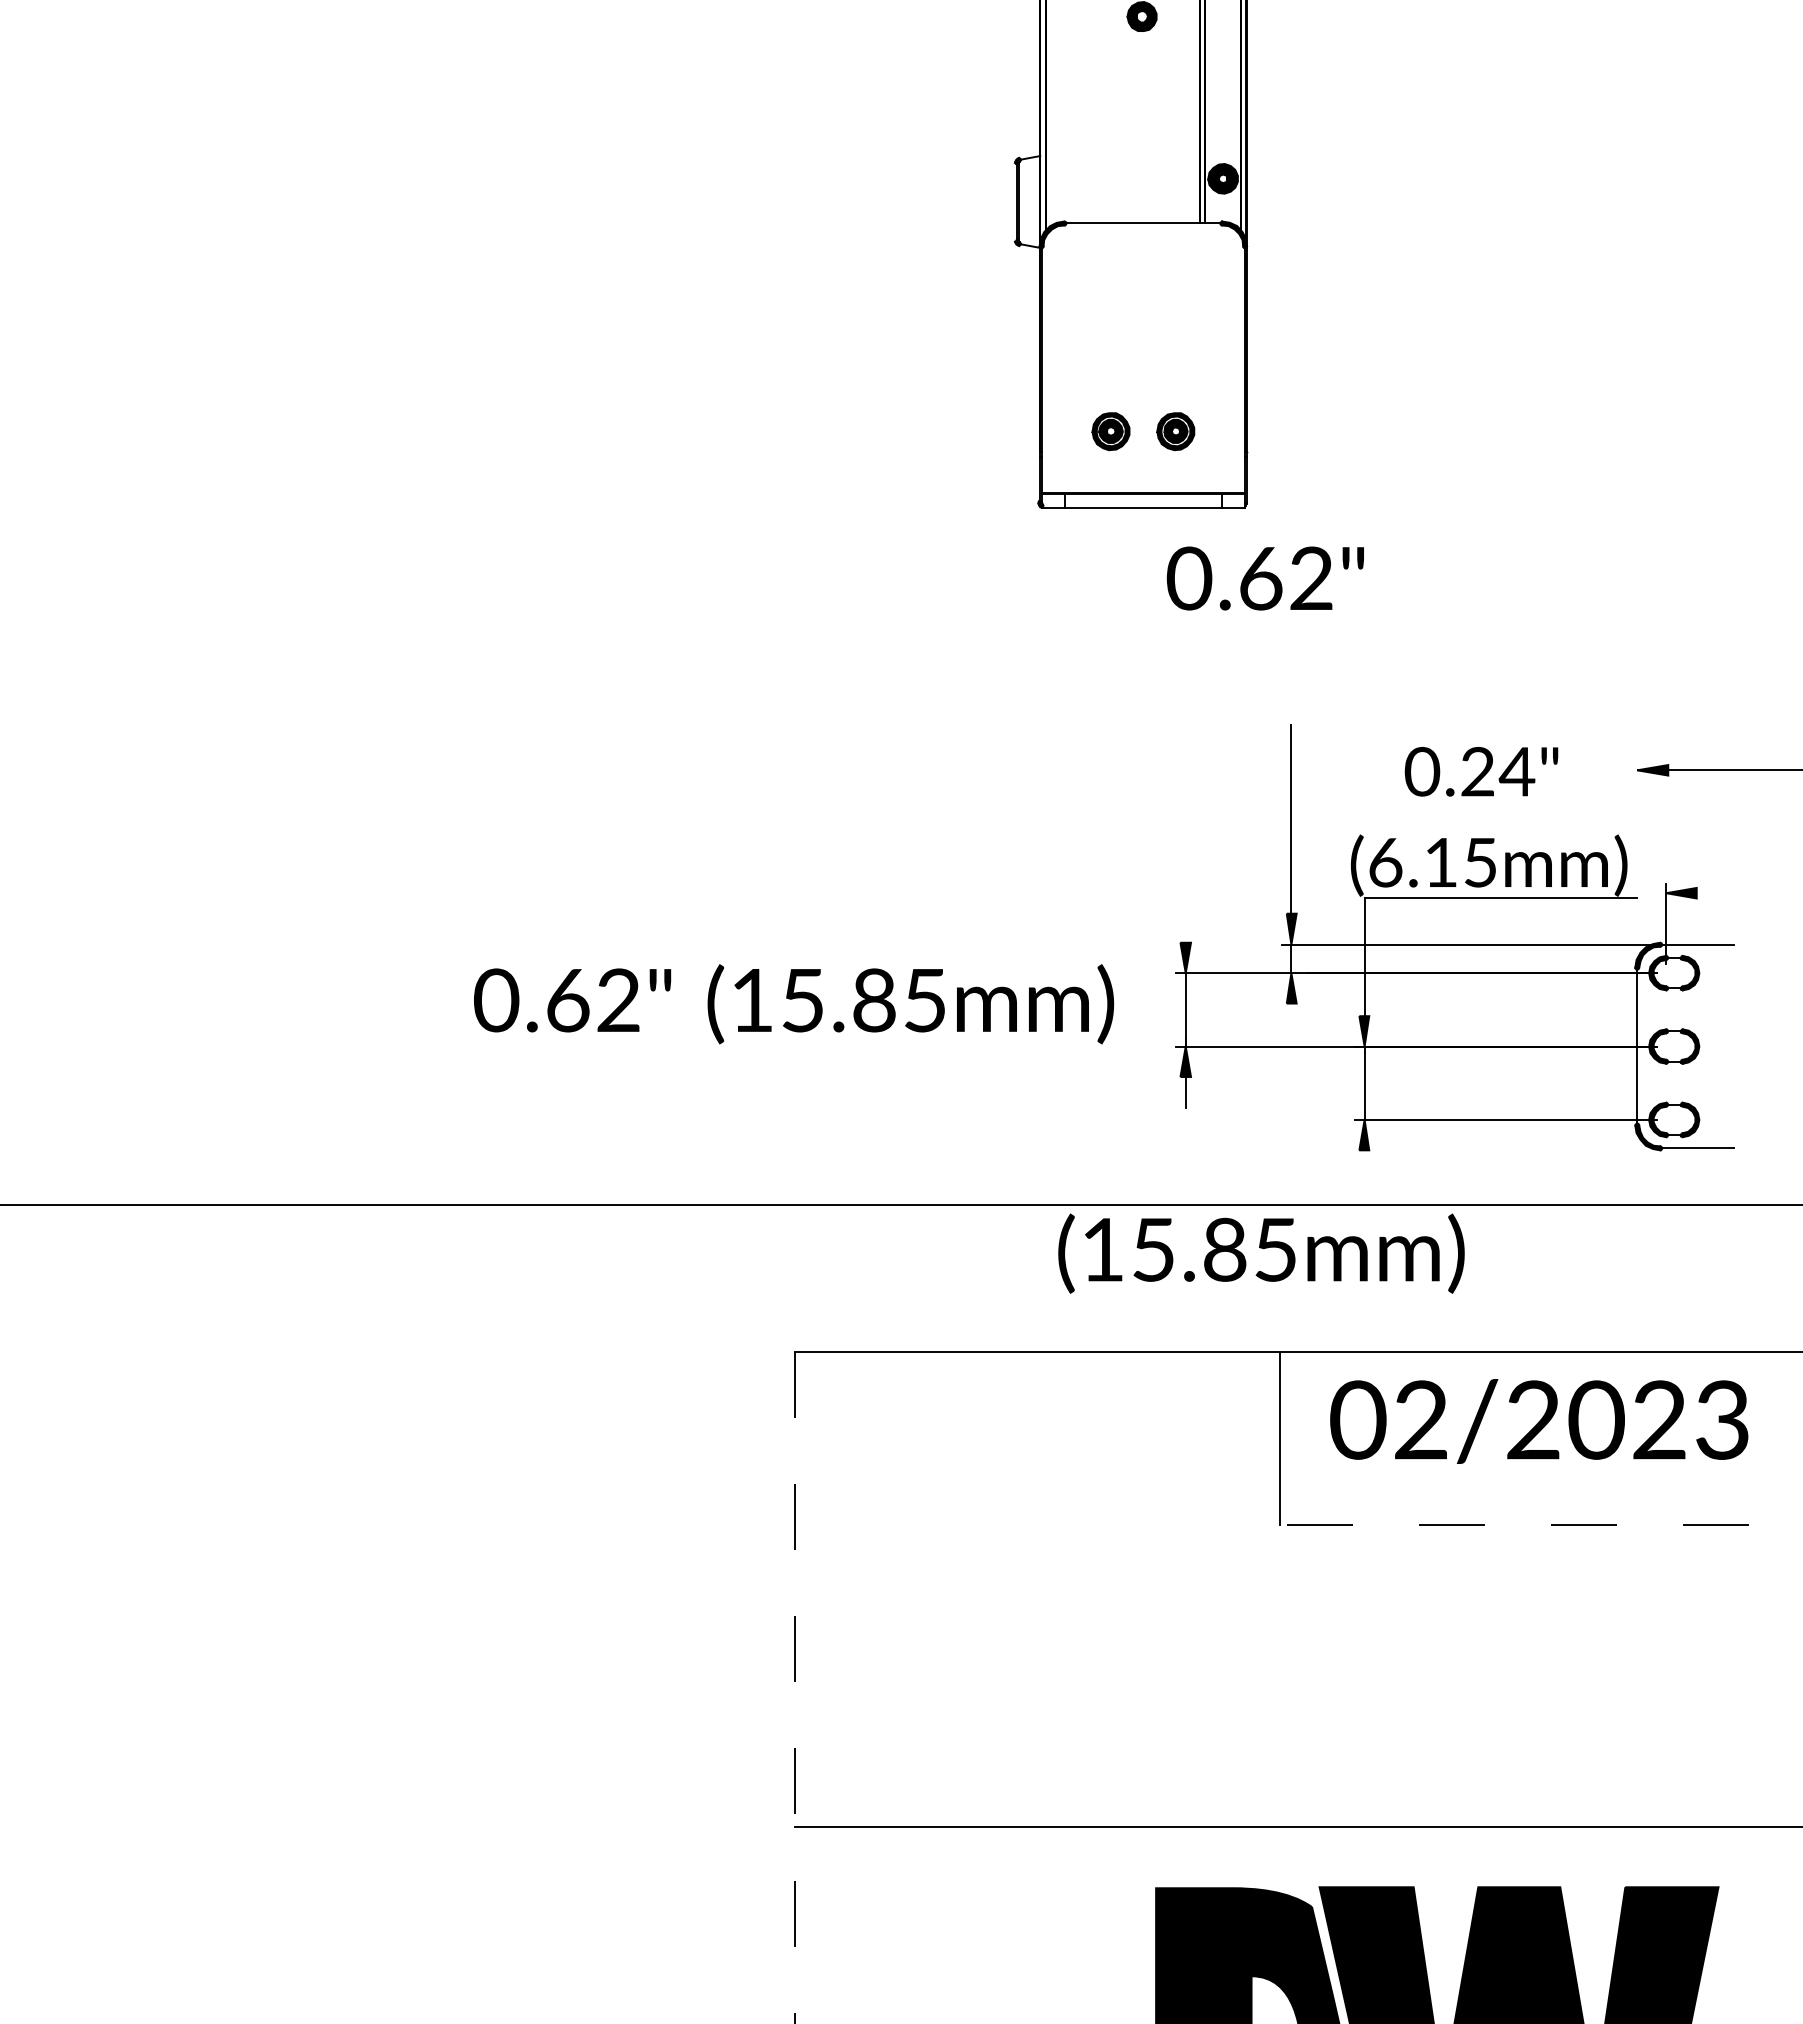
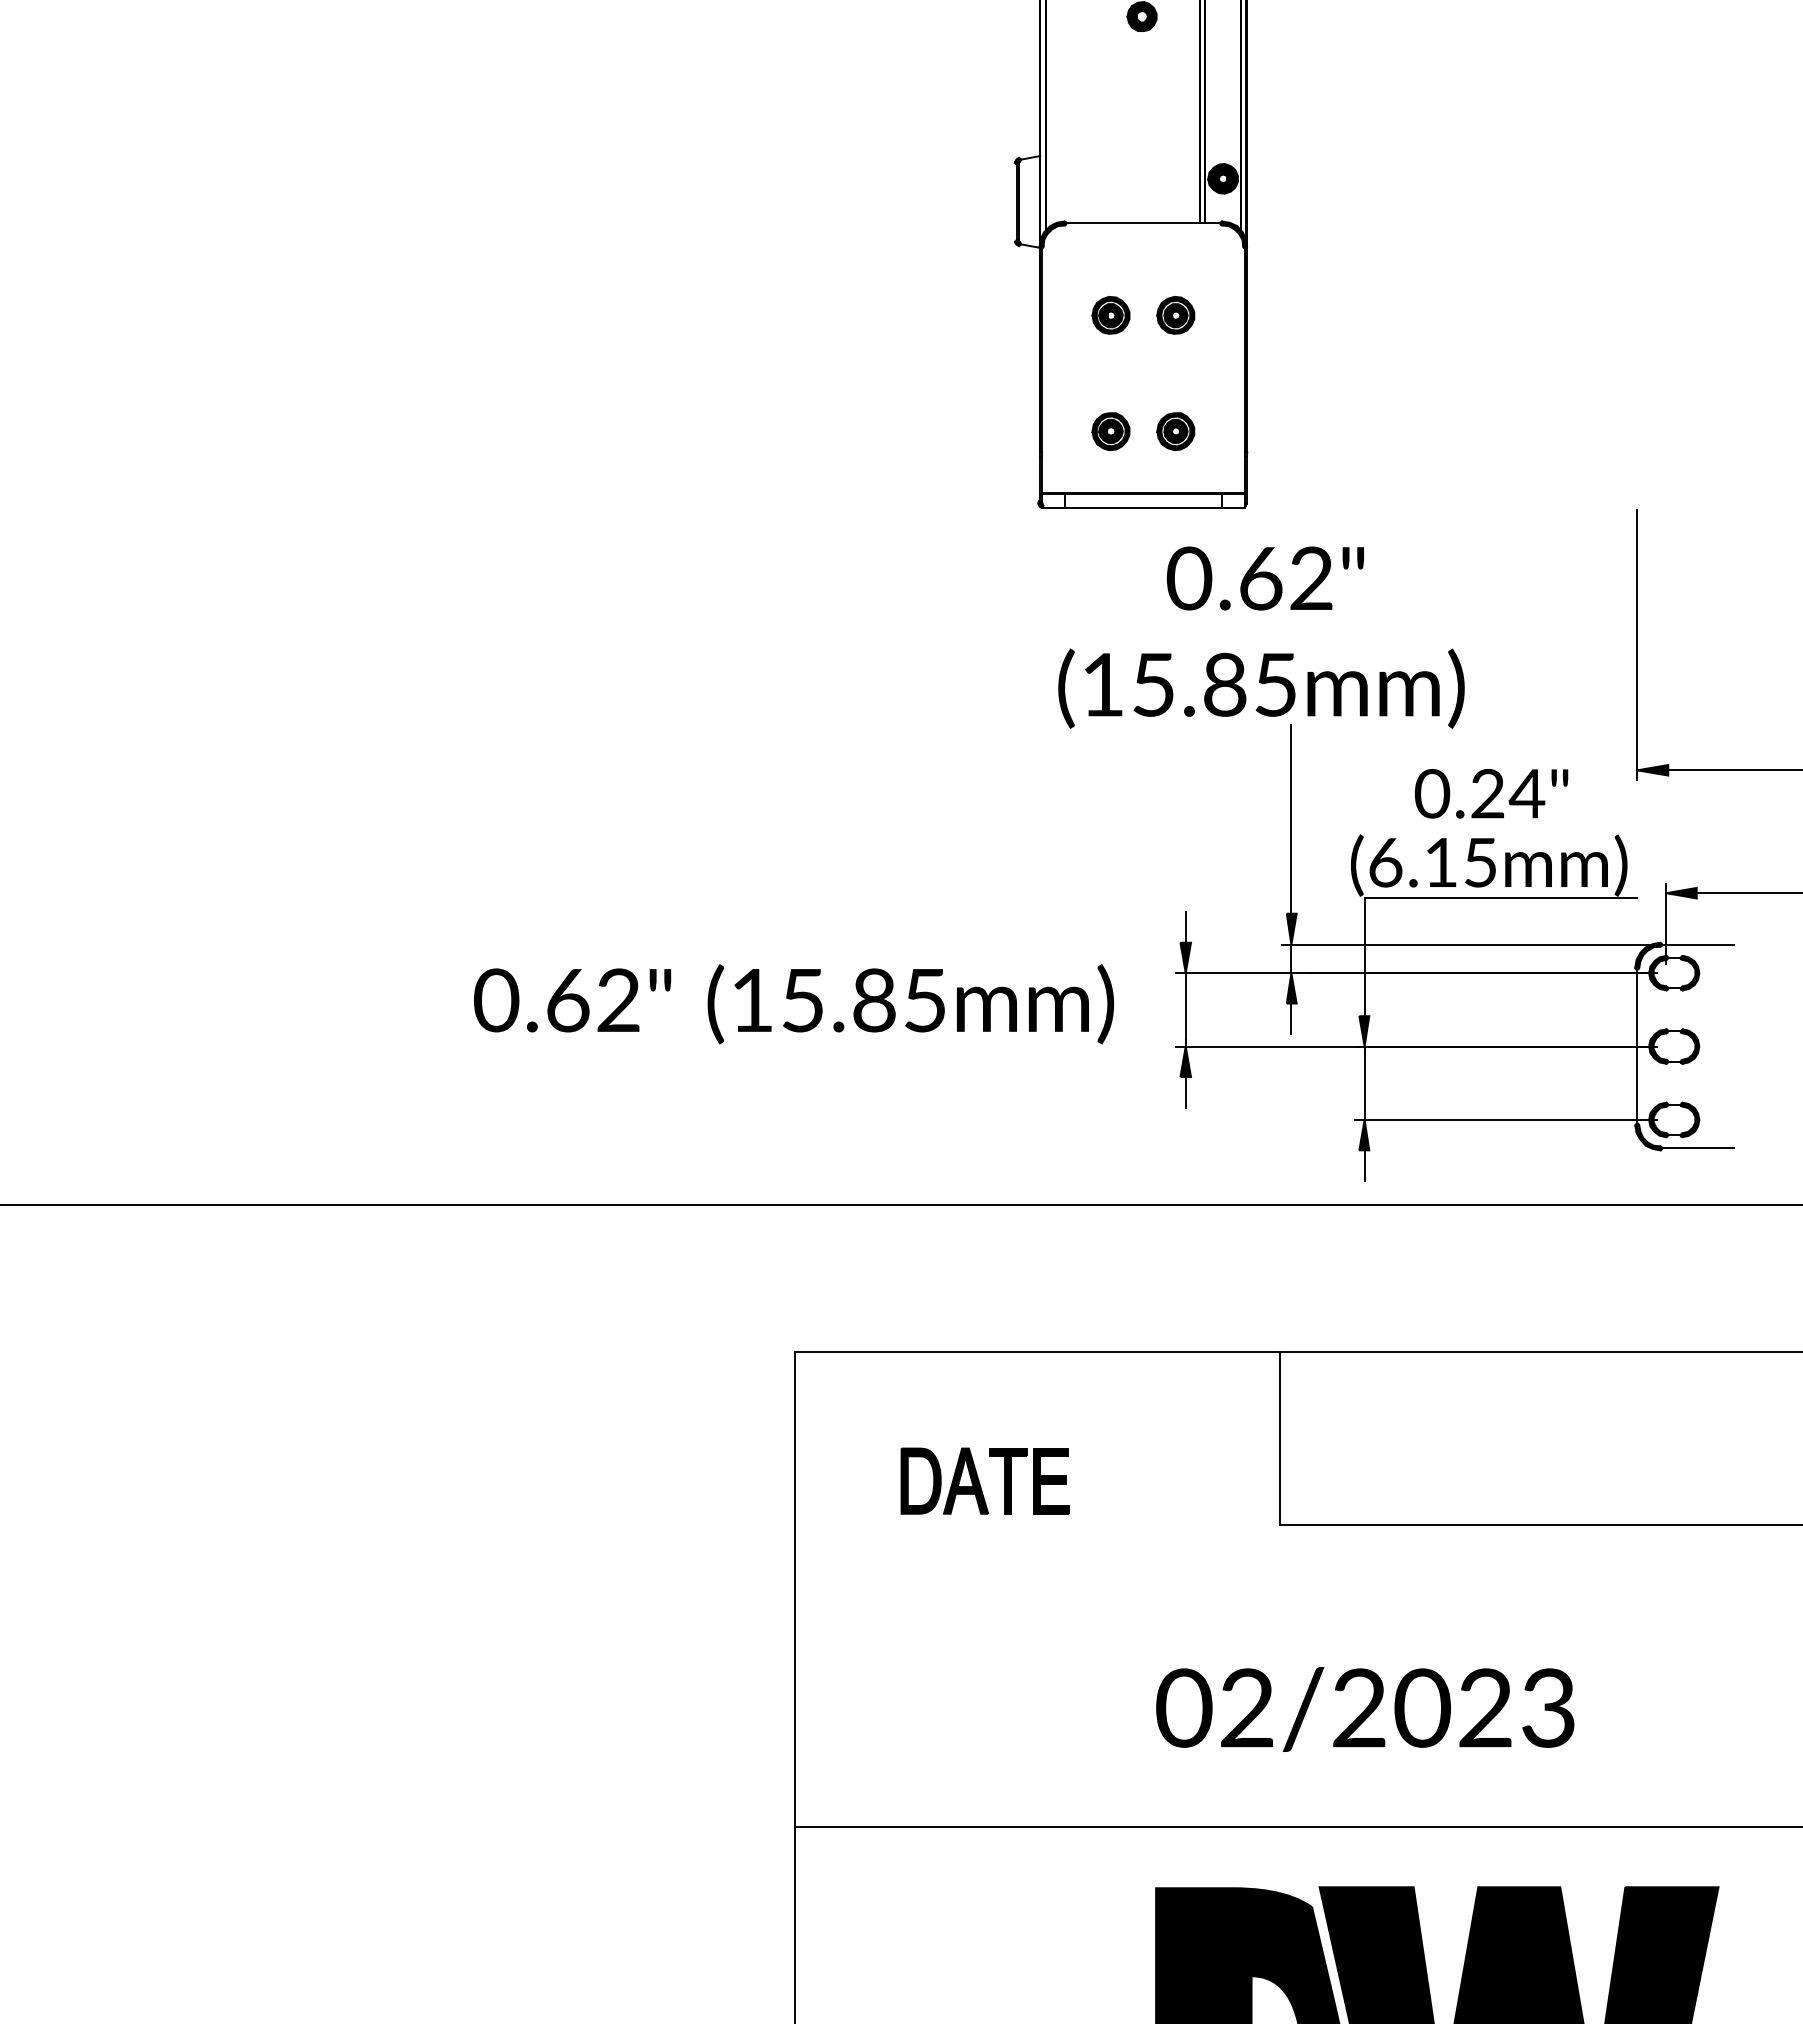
part: none -> present (1110, 315)
part: none -> present (1175, 315)
line: none -> present (1637, 644)
text position: (1481, 771) -> (1491, 793) (1491, 793)
line: none -> present (1747, 893)
line: none -> present (1185, 926)
line: none -> present (1291, 1018)
line: none -> present (1364, 1165)
text position: (1261, 1253) -> (1261, 688) (1261, 688)
text position: (1539, 1421) -> (1365, 1709) (1365, 1709)
part: none -> present (984, 1480)
line: dashed -> solid (1541, 1524)
line: dashed -> solid (795, 1687)
